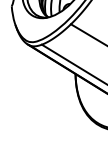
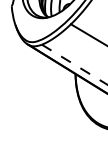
line: solid -> dashed (74, 64)
